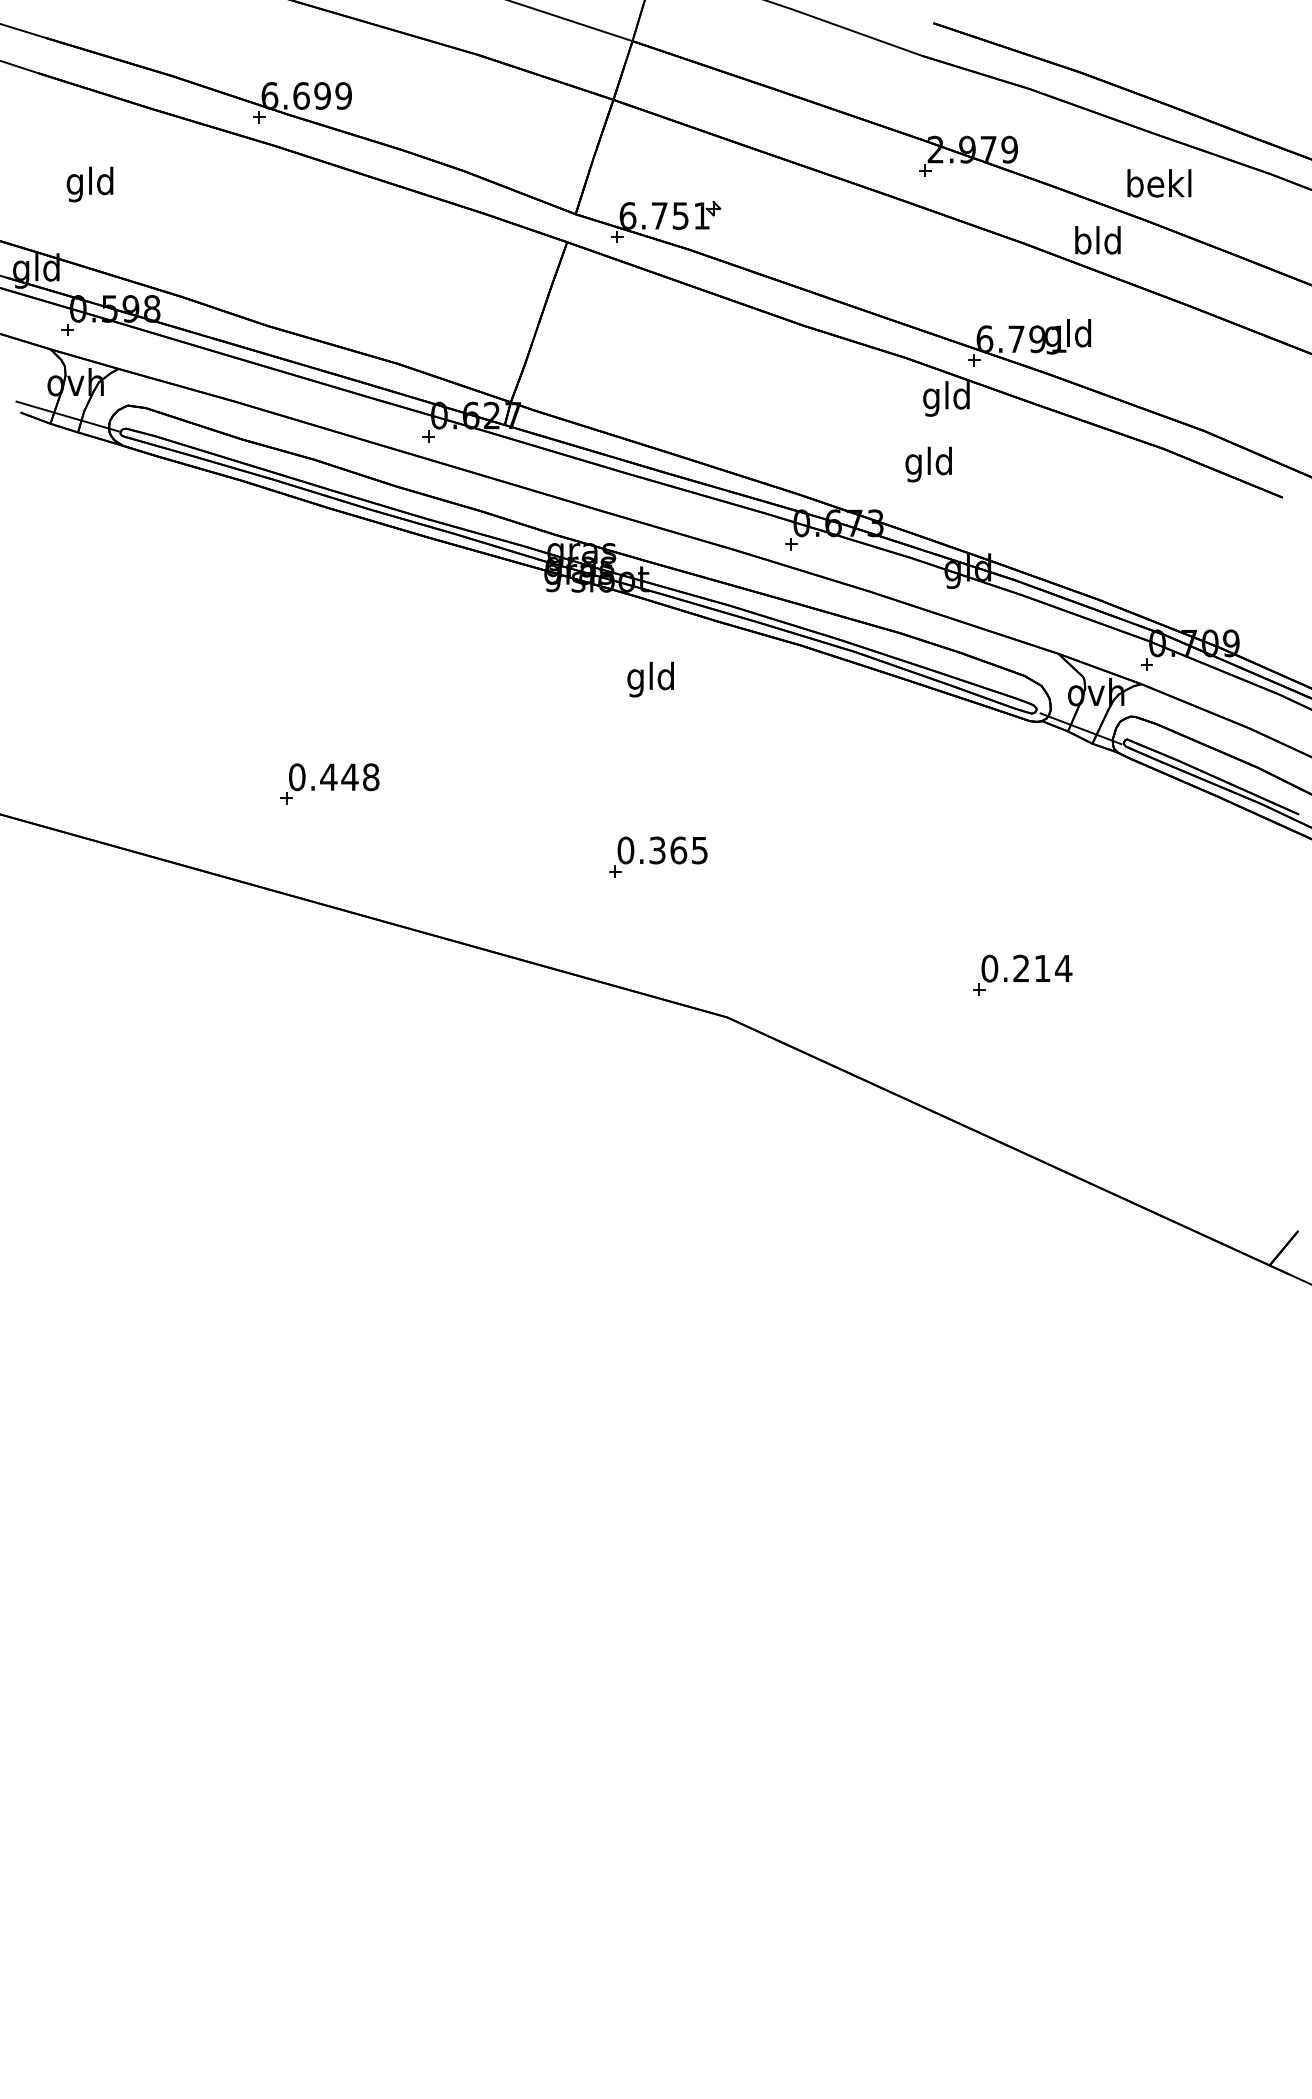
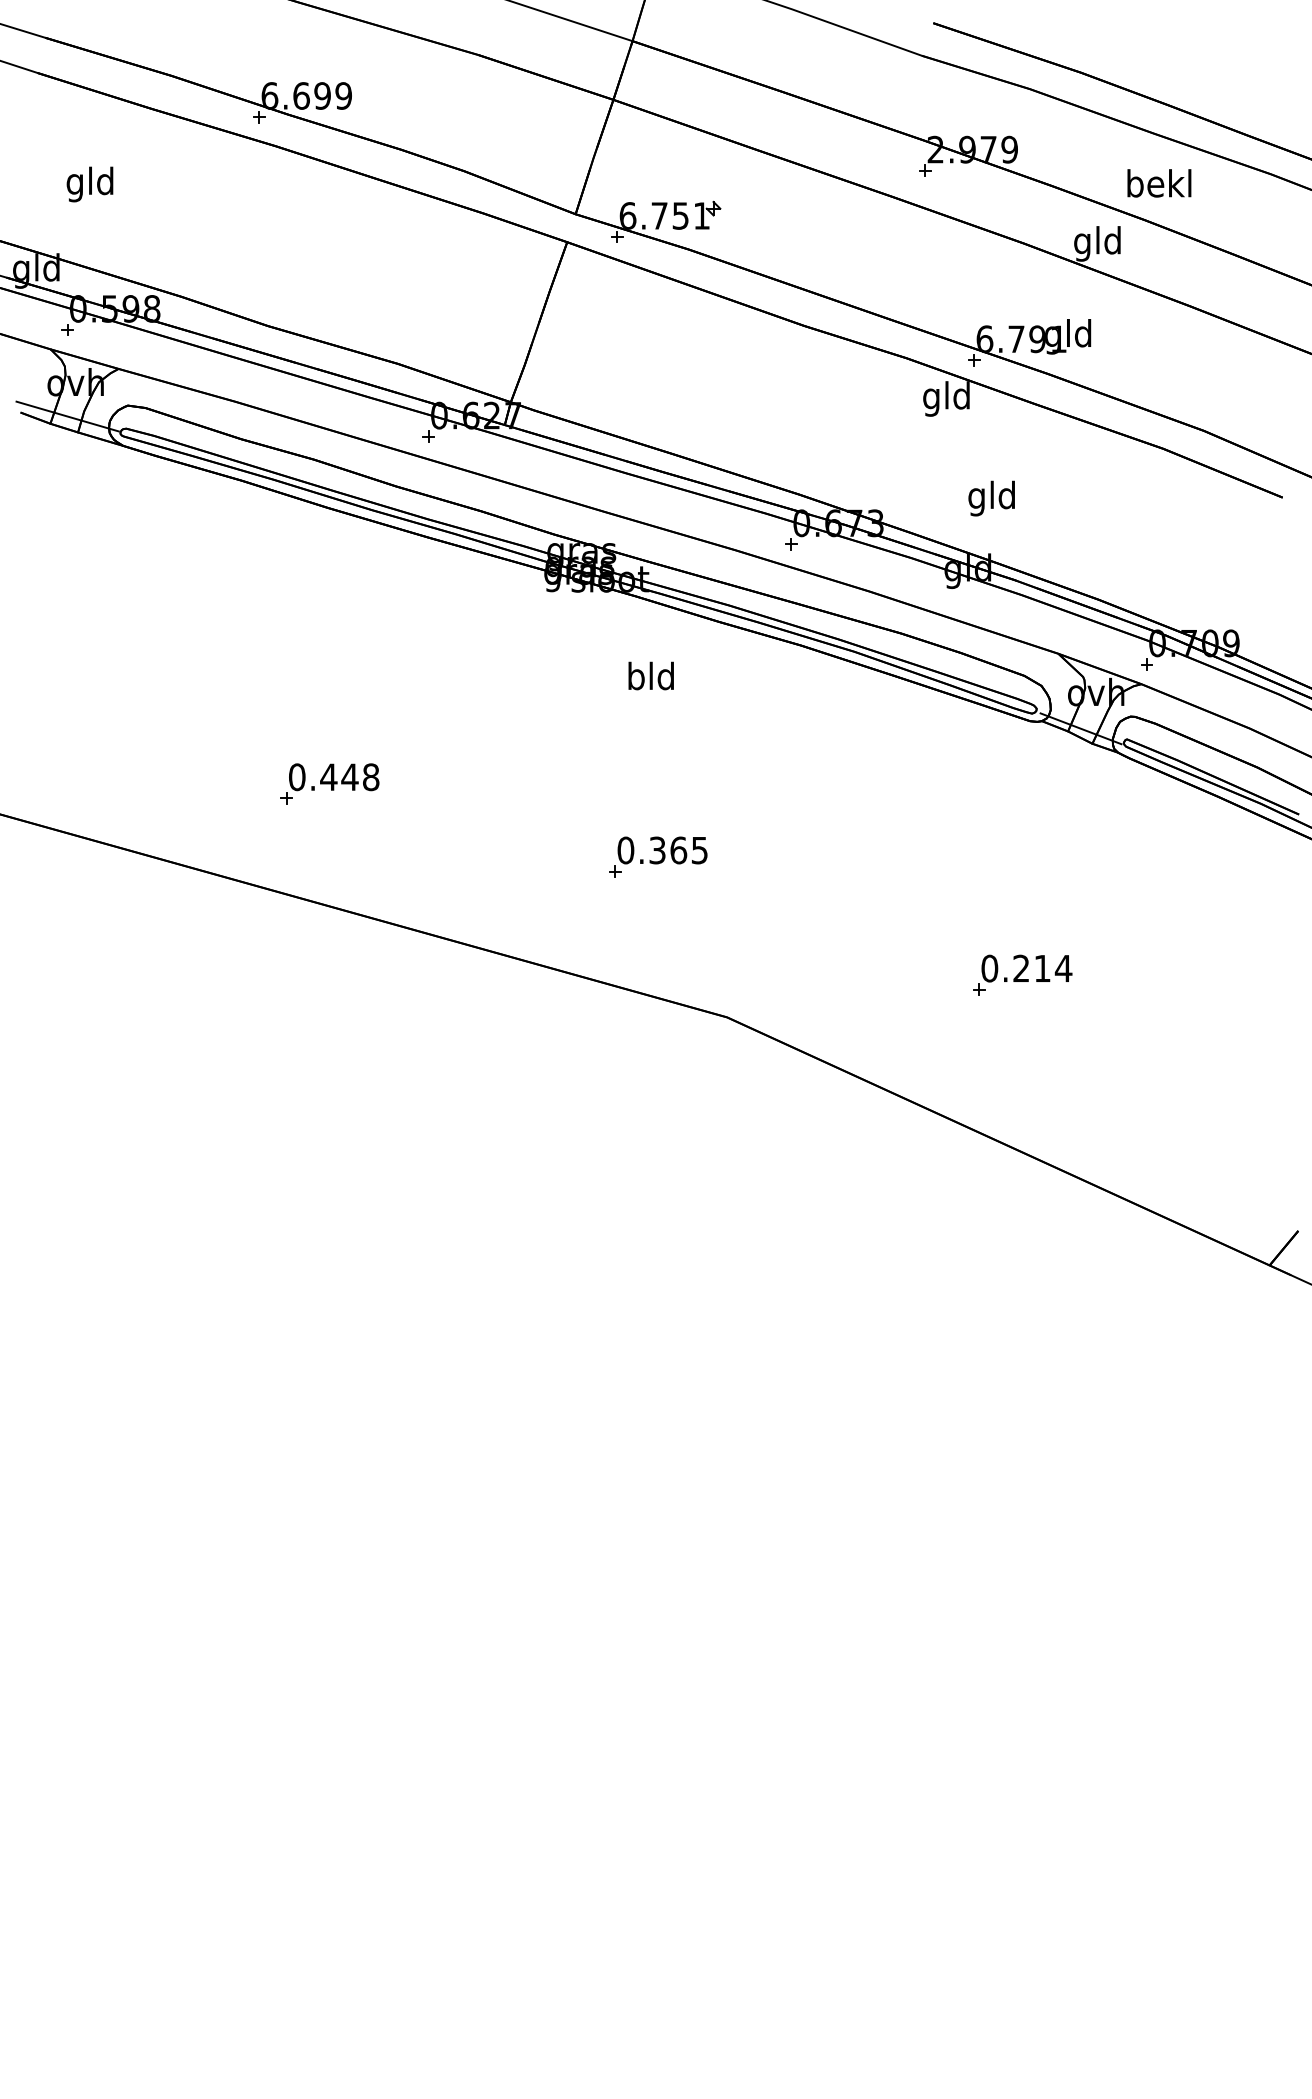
text: bld -> gld (1082, 243)
text position: (928, 464) -> (991, 498) (991, 498)
text: gld -> bld (635, 679)
